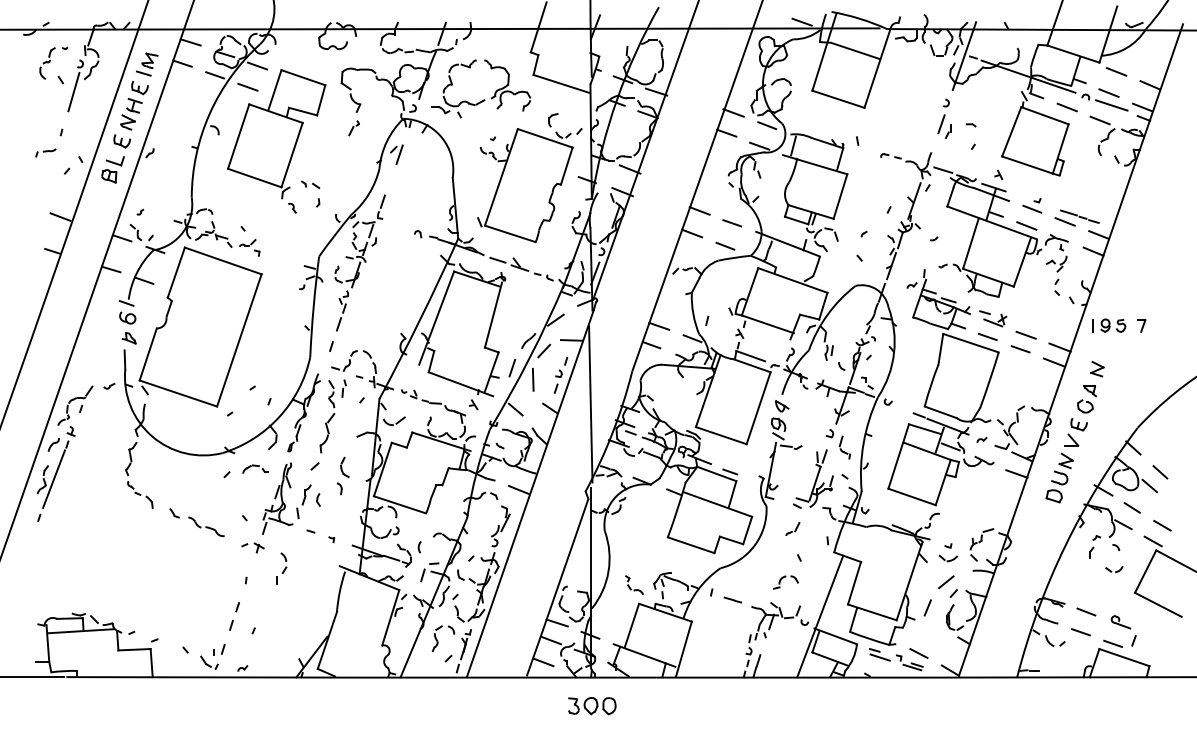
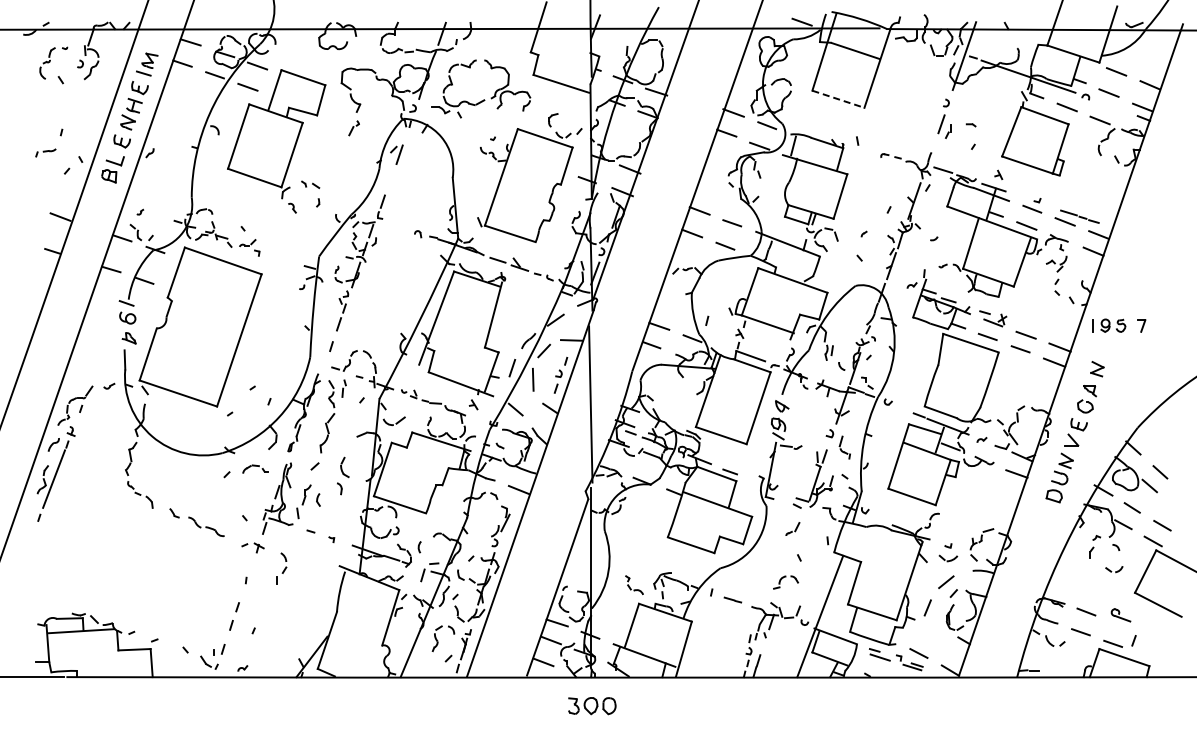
line: present -> none (73, 91)
line: solid -> dashed (838, 99)
line: present -> none (1111, 105)
part position: (1120, 622) -> (1120, 615) (1120, 615)
